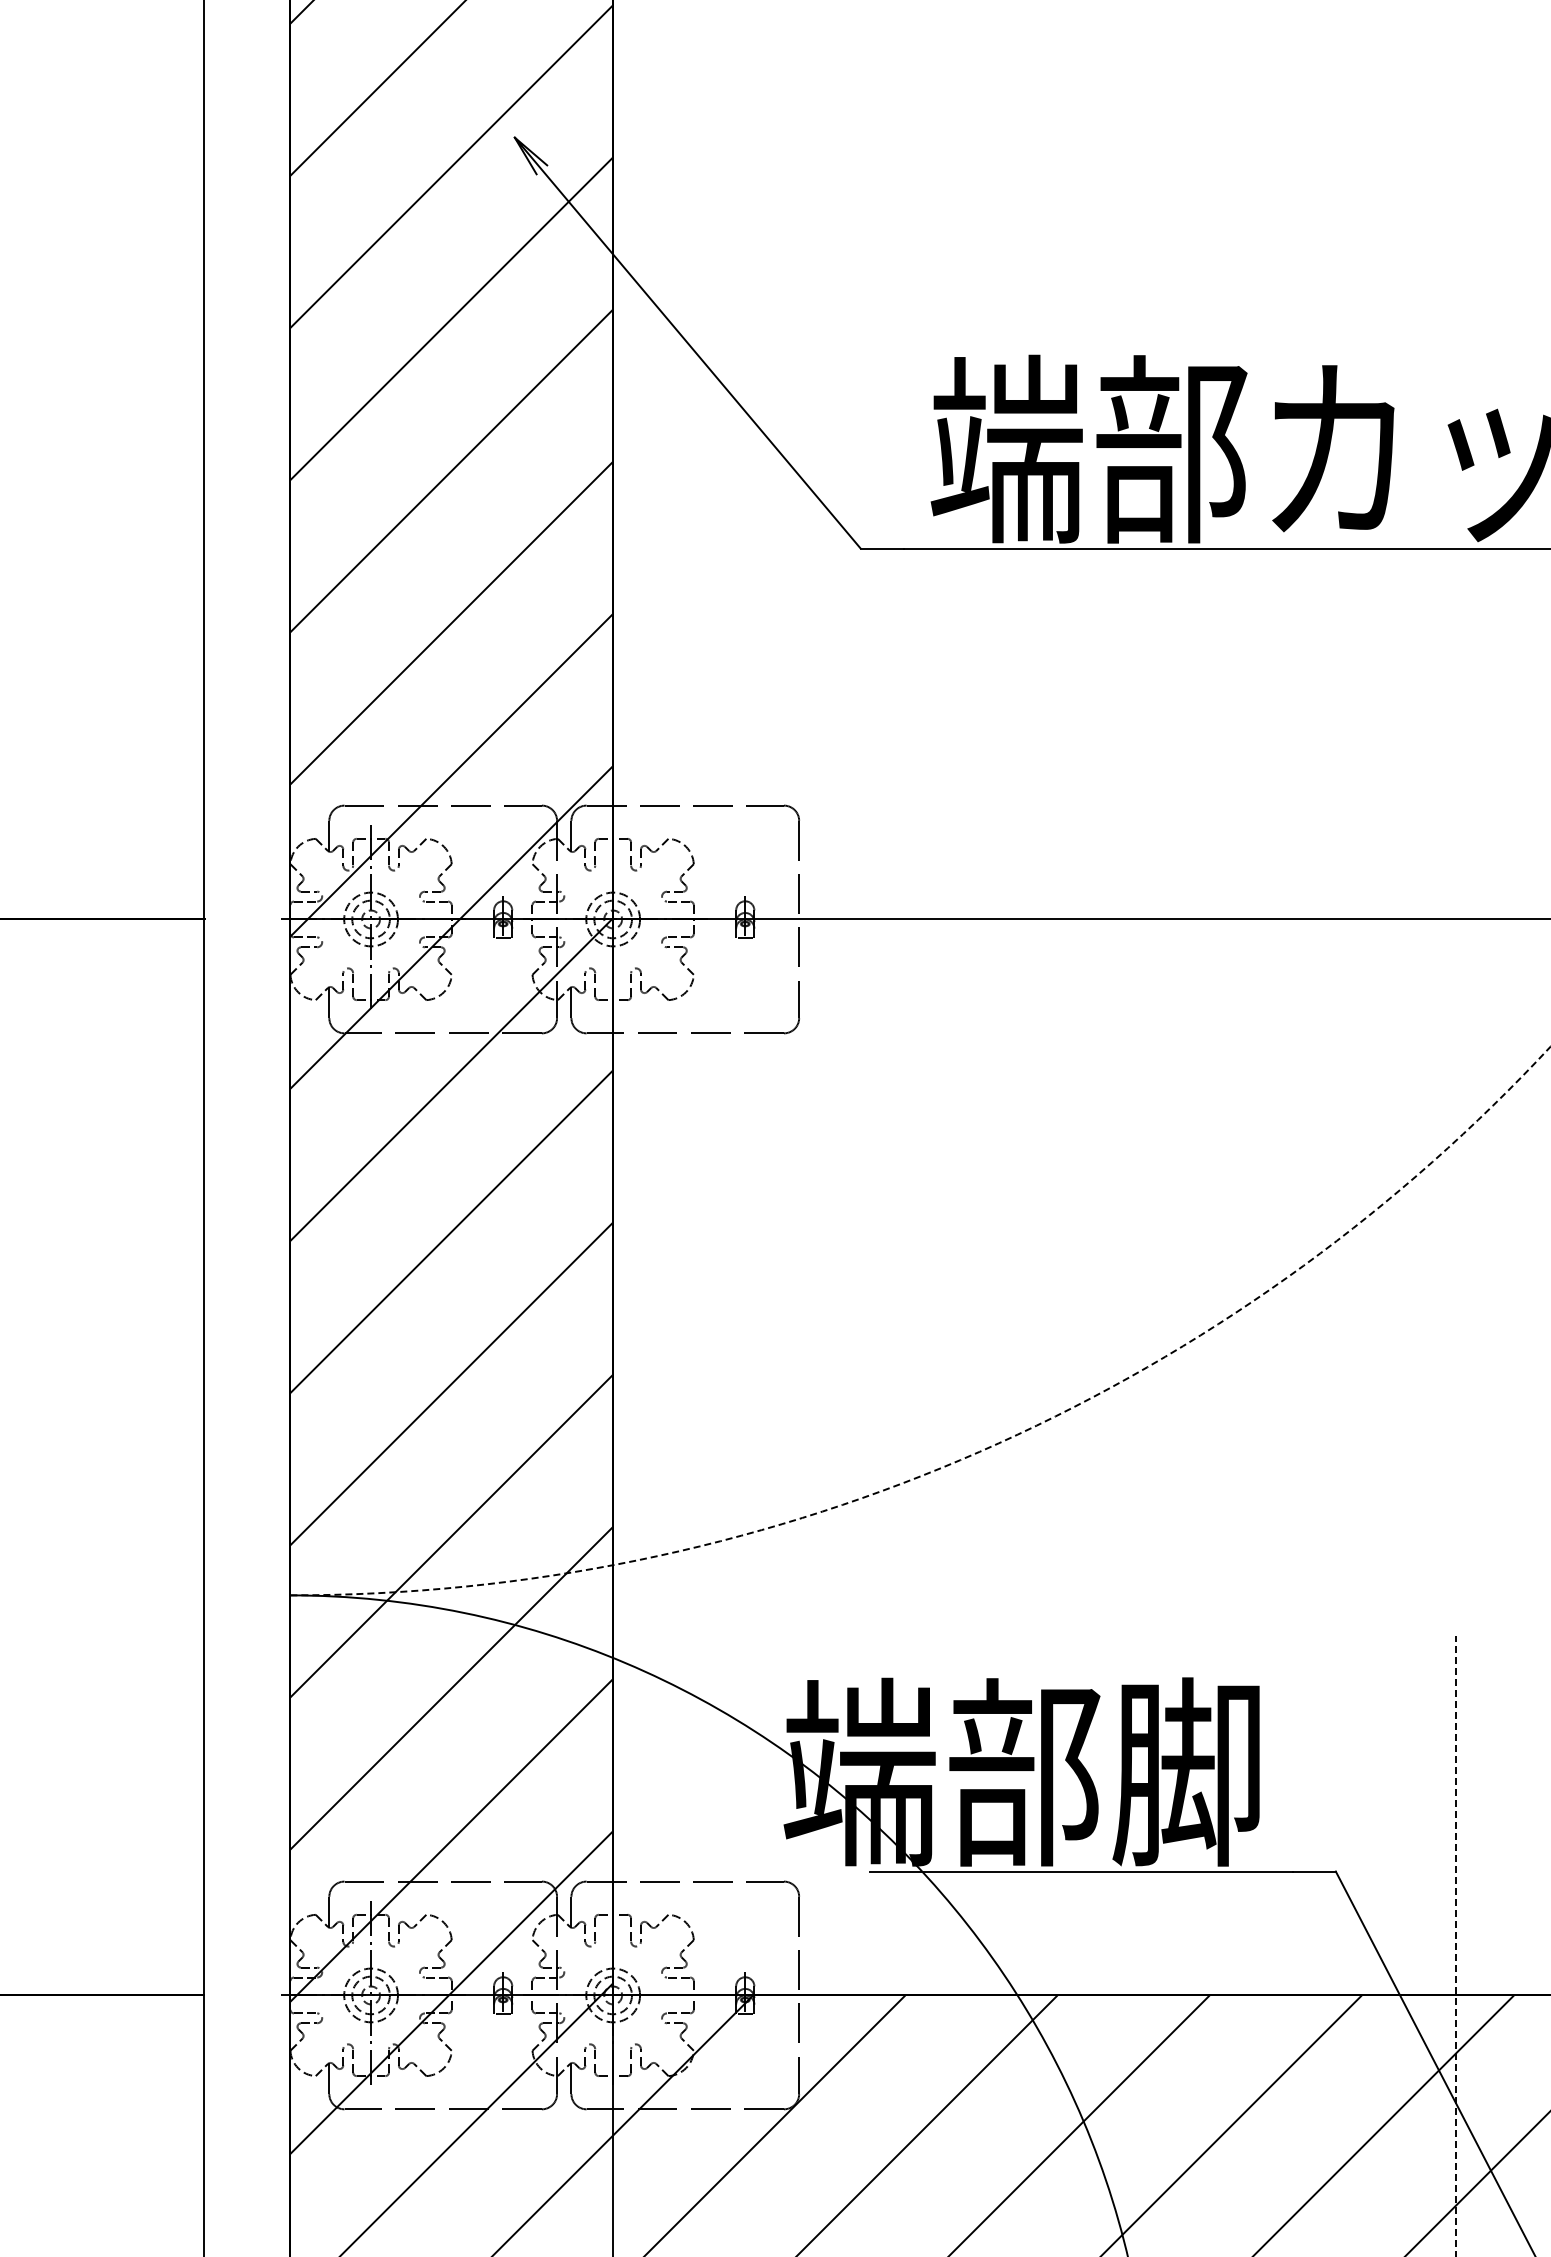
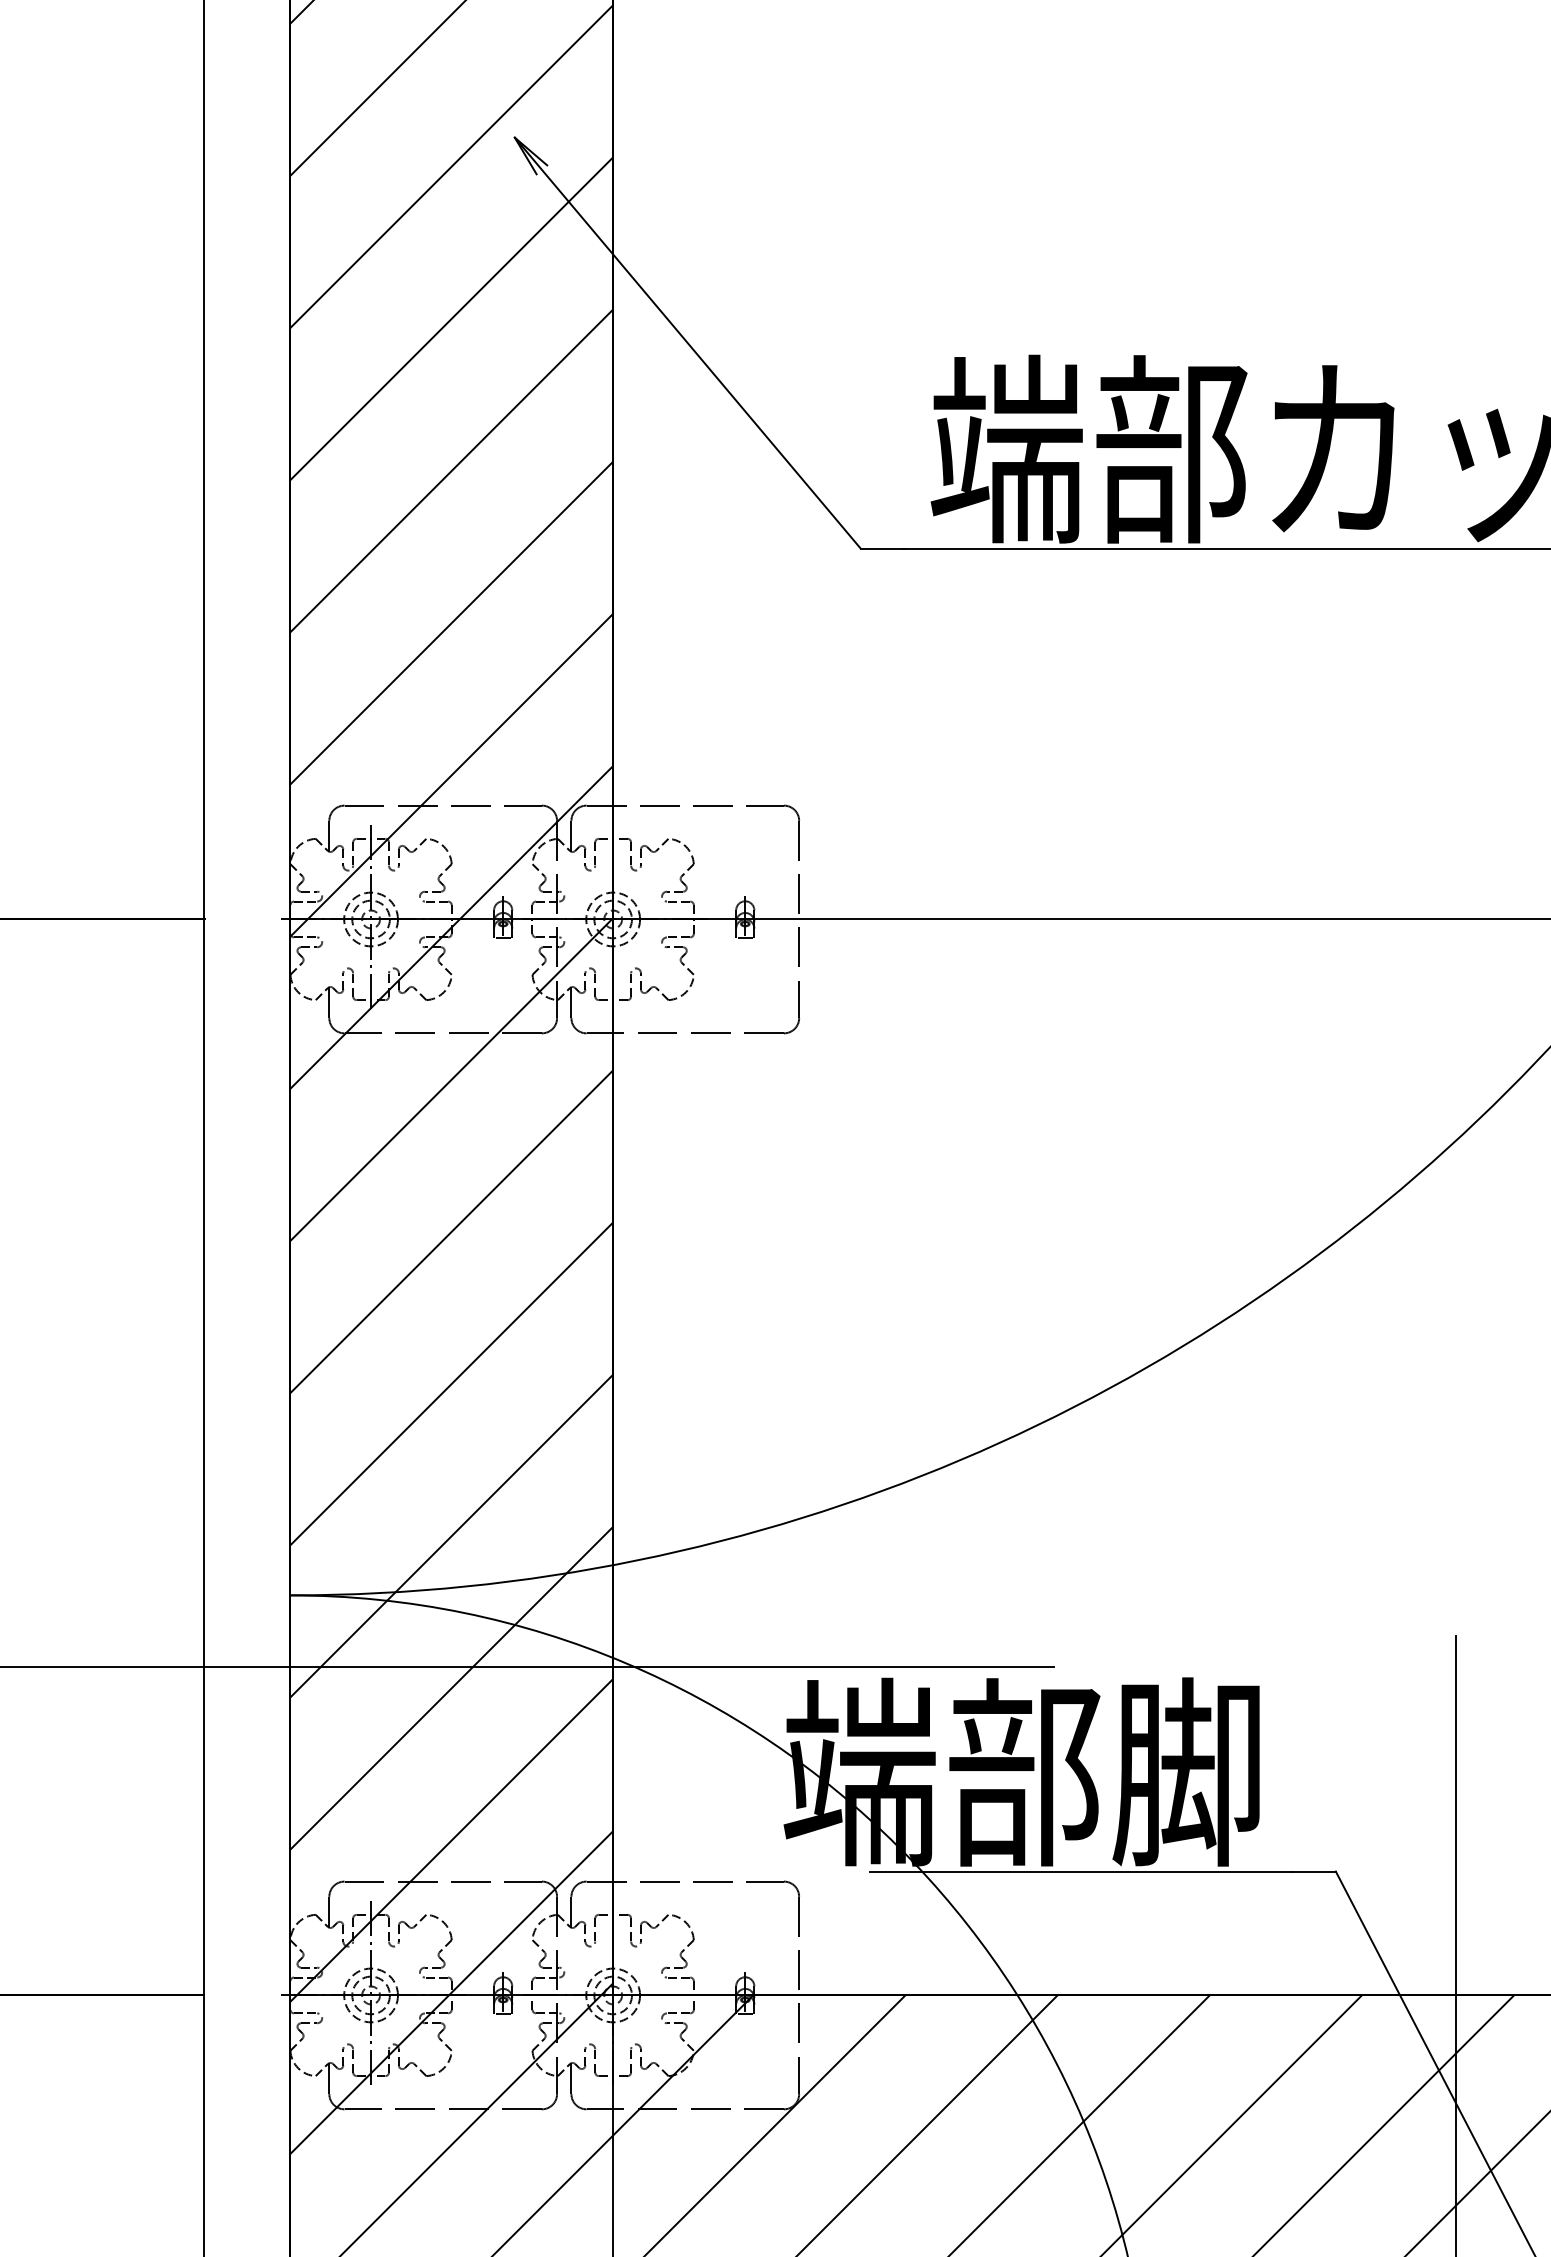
arc: dashed -> solid (978, 1452)
line: none -> present (528, 1667)
line: dashed -> solid (1455, 1945)
